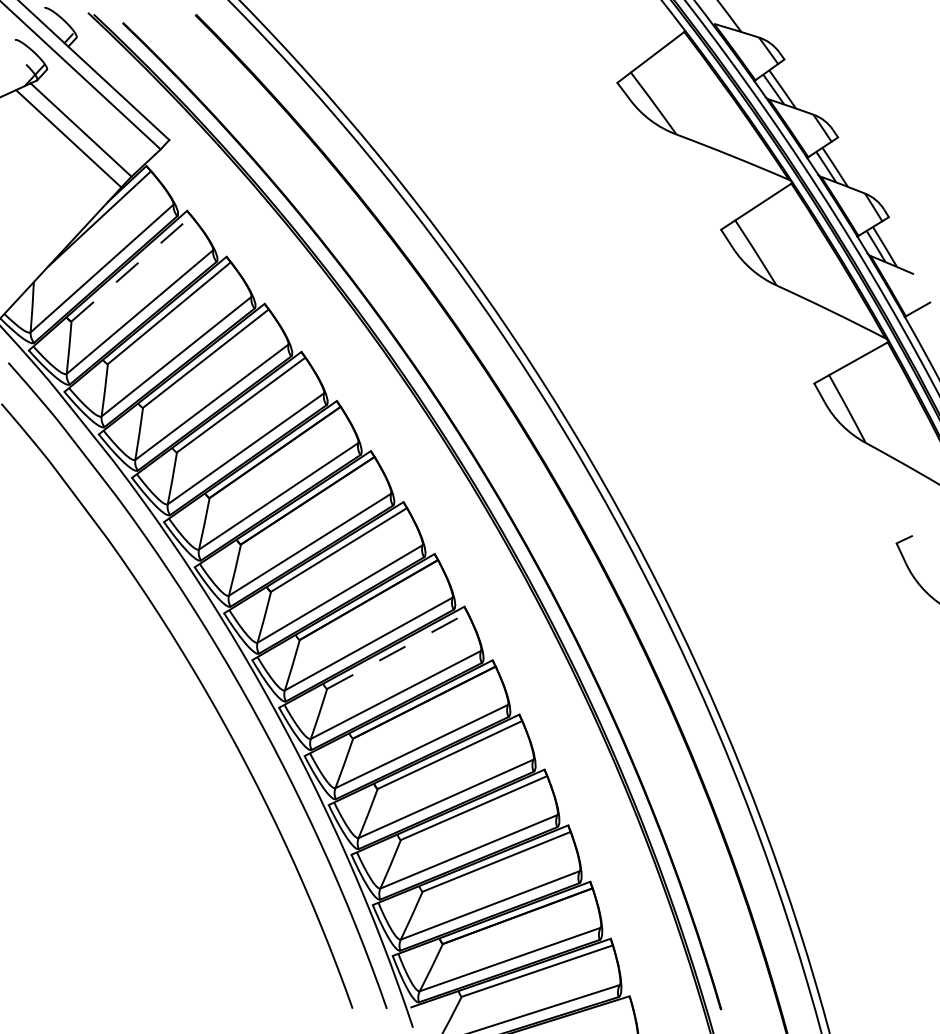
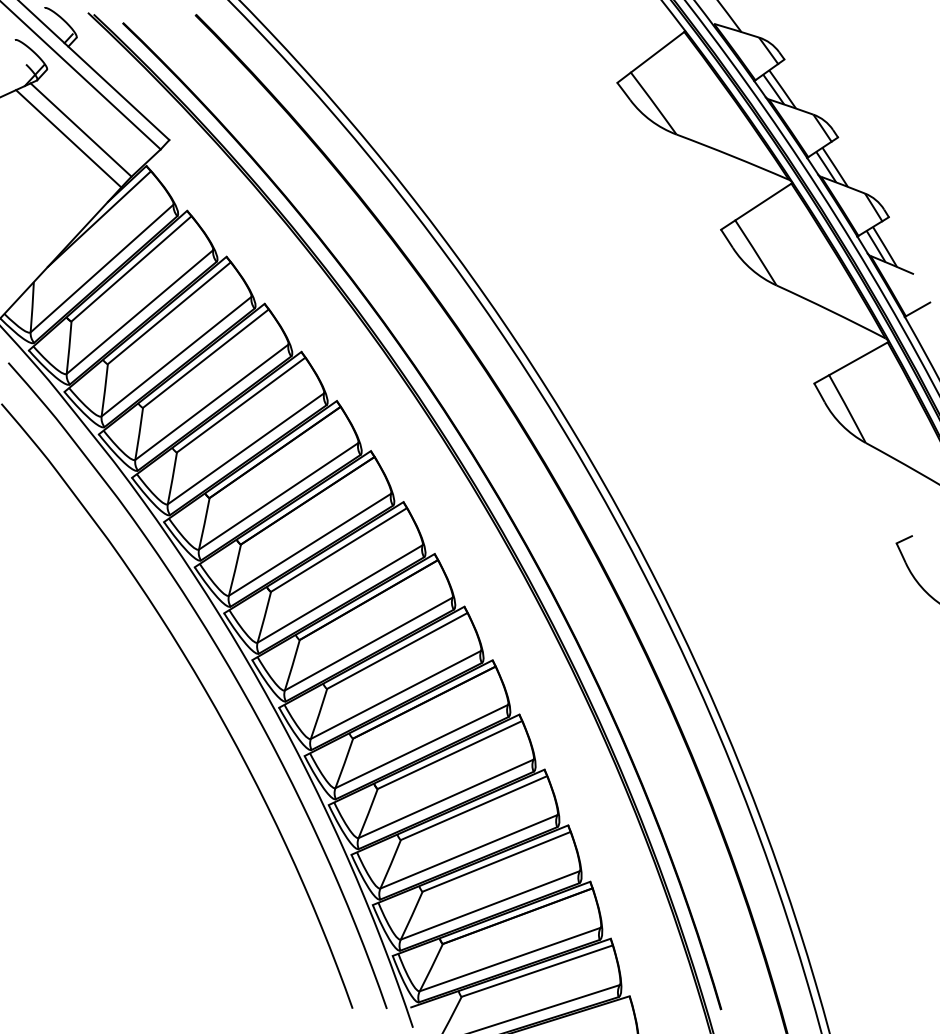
line: dashed -> solid (131, 268)
line: dashed -> solid (397, 650)
